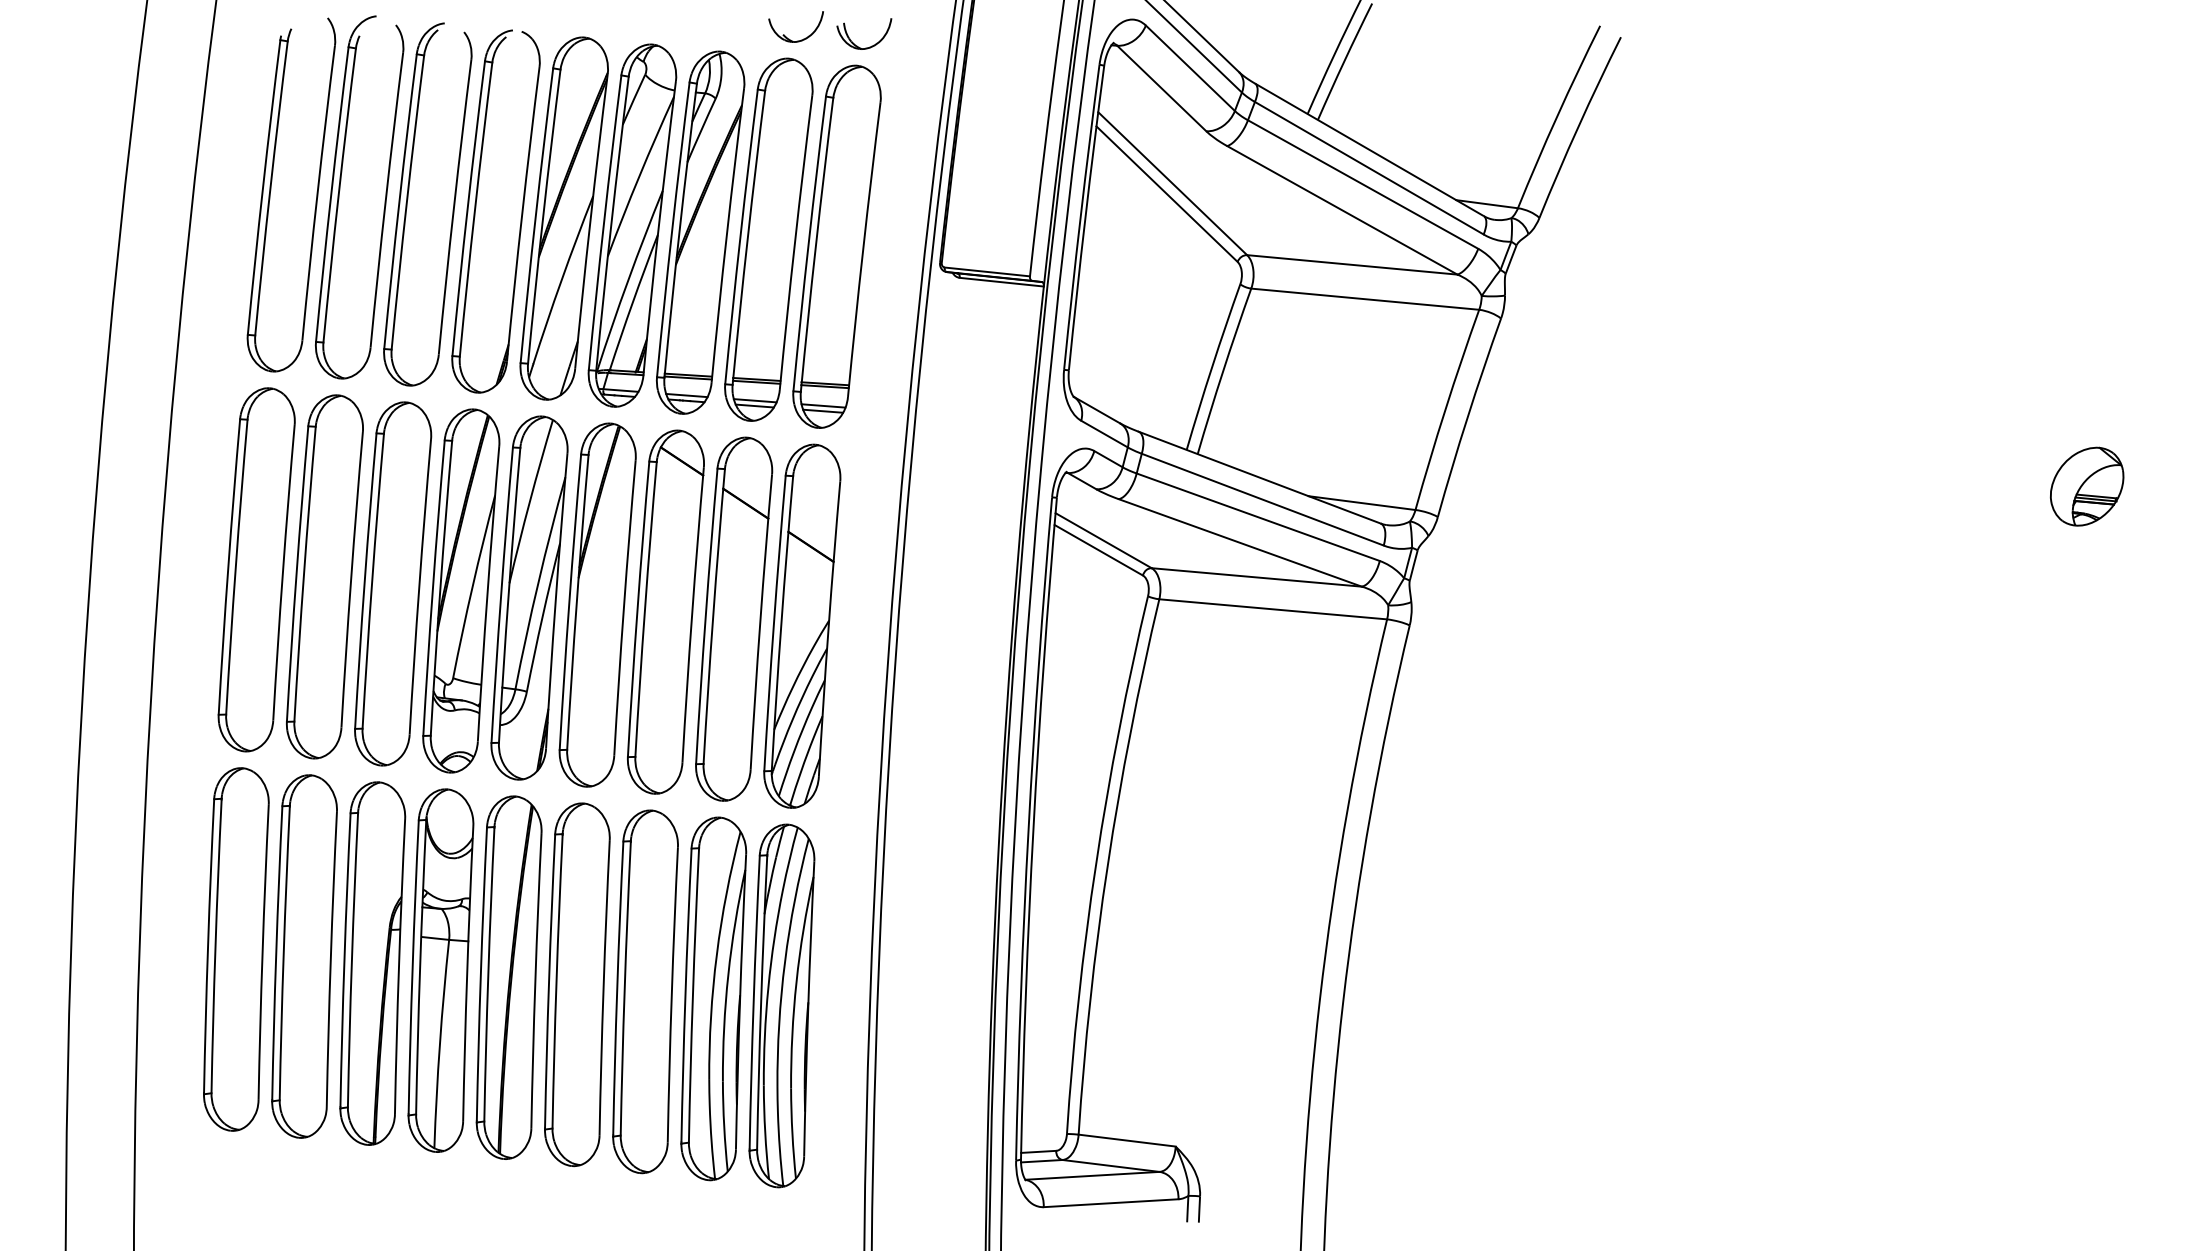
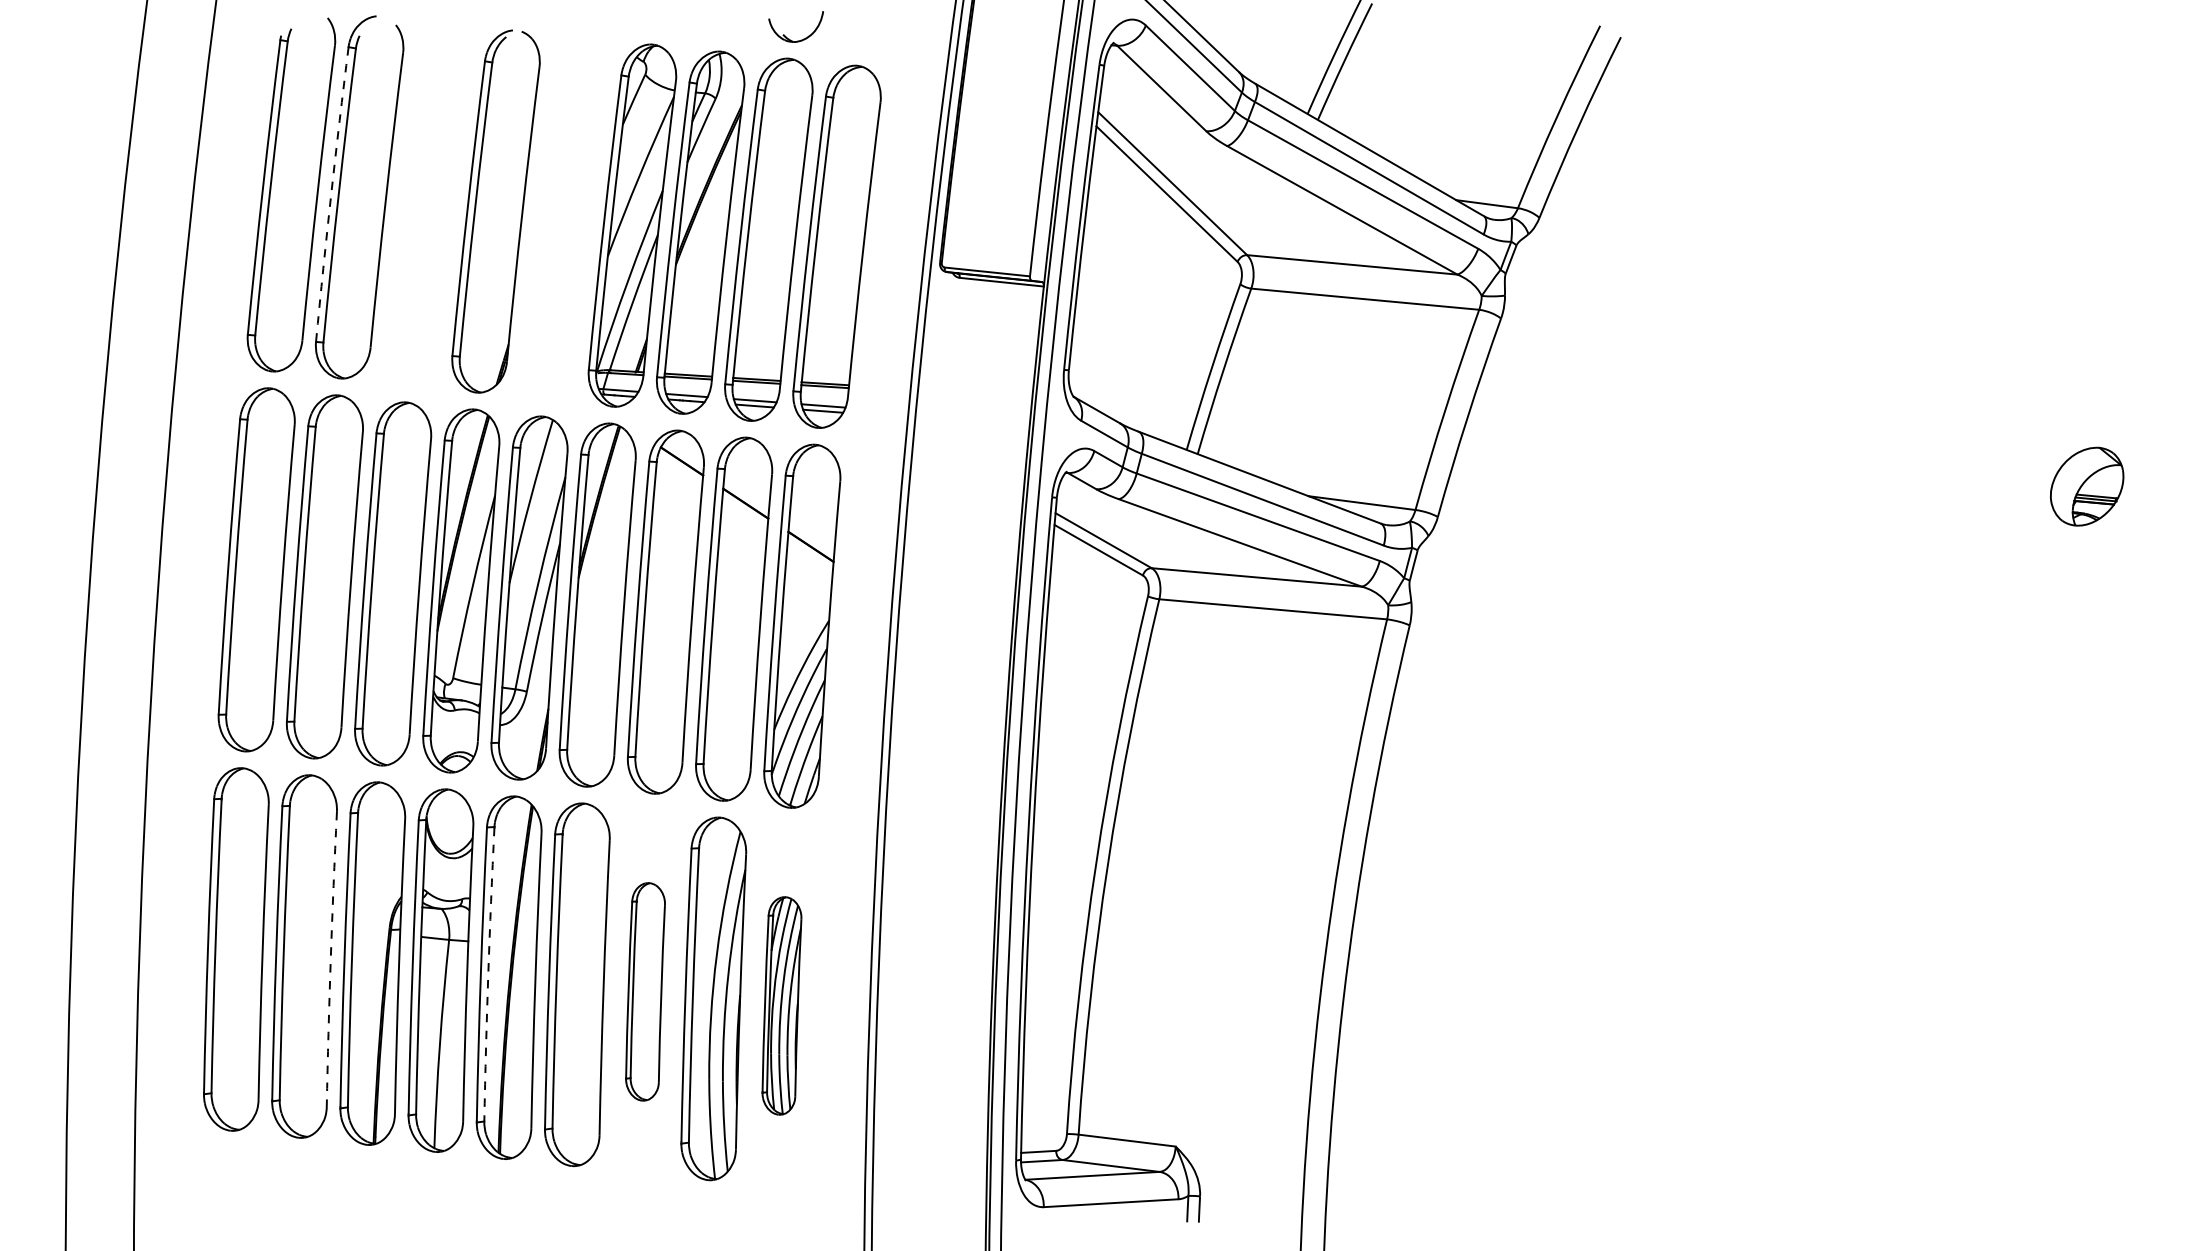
part: present -> none (857, 45)
arc: solid -> dashed (331, 194)
part: present -> none (408, 199)
part: present -> none (563, 218)
arc: solid -> dashed (330, 959)
arc: solid -> dashed (488, 974)
part size: 67x366 px -> 41x220 px (645, 991)
part size: 68x366 px -> 42x220 px (781, 1005)
